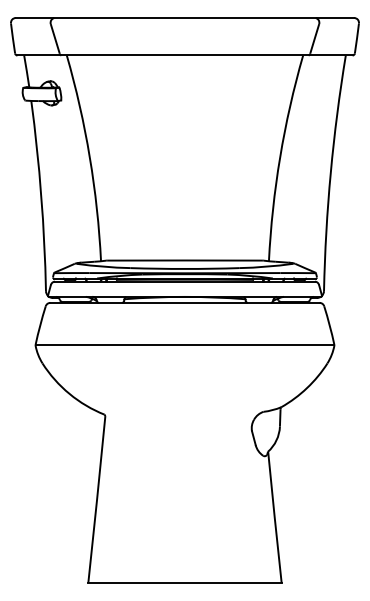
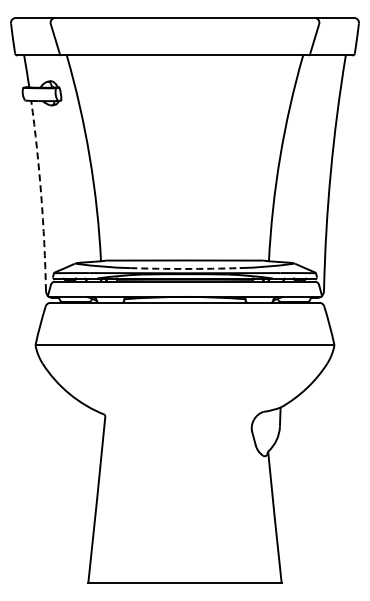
arc: solid -> dashed (41, 195)
arc: solid -> dashed (185, 268)
